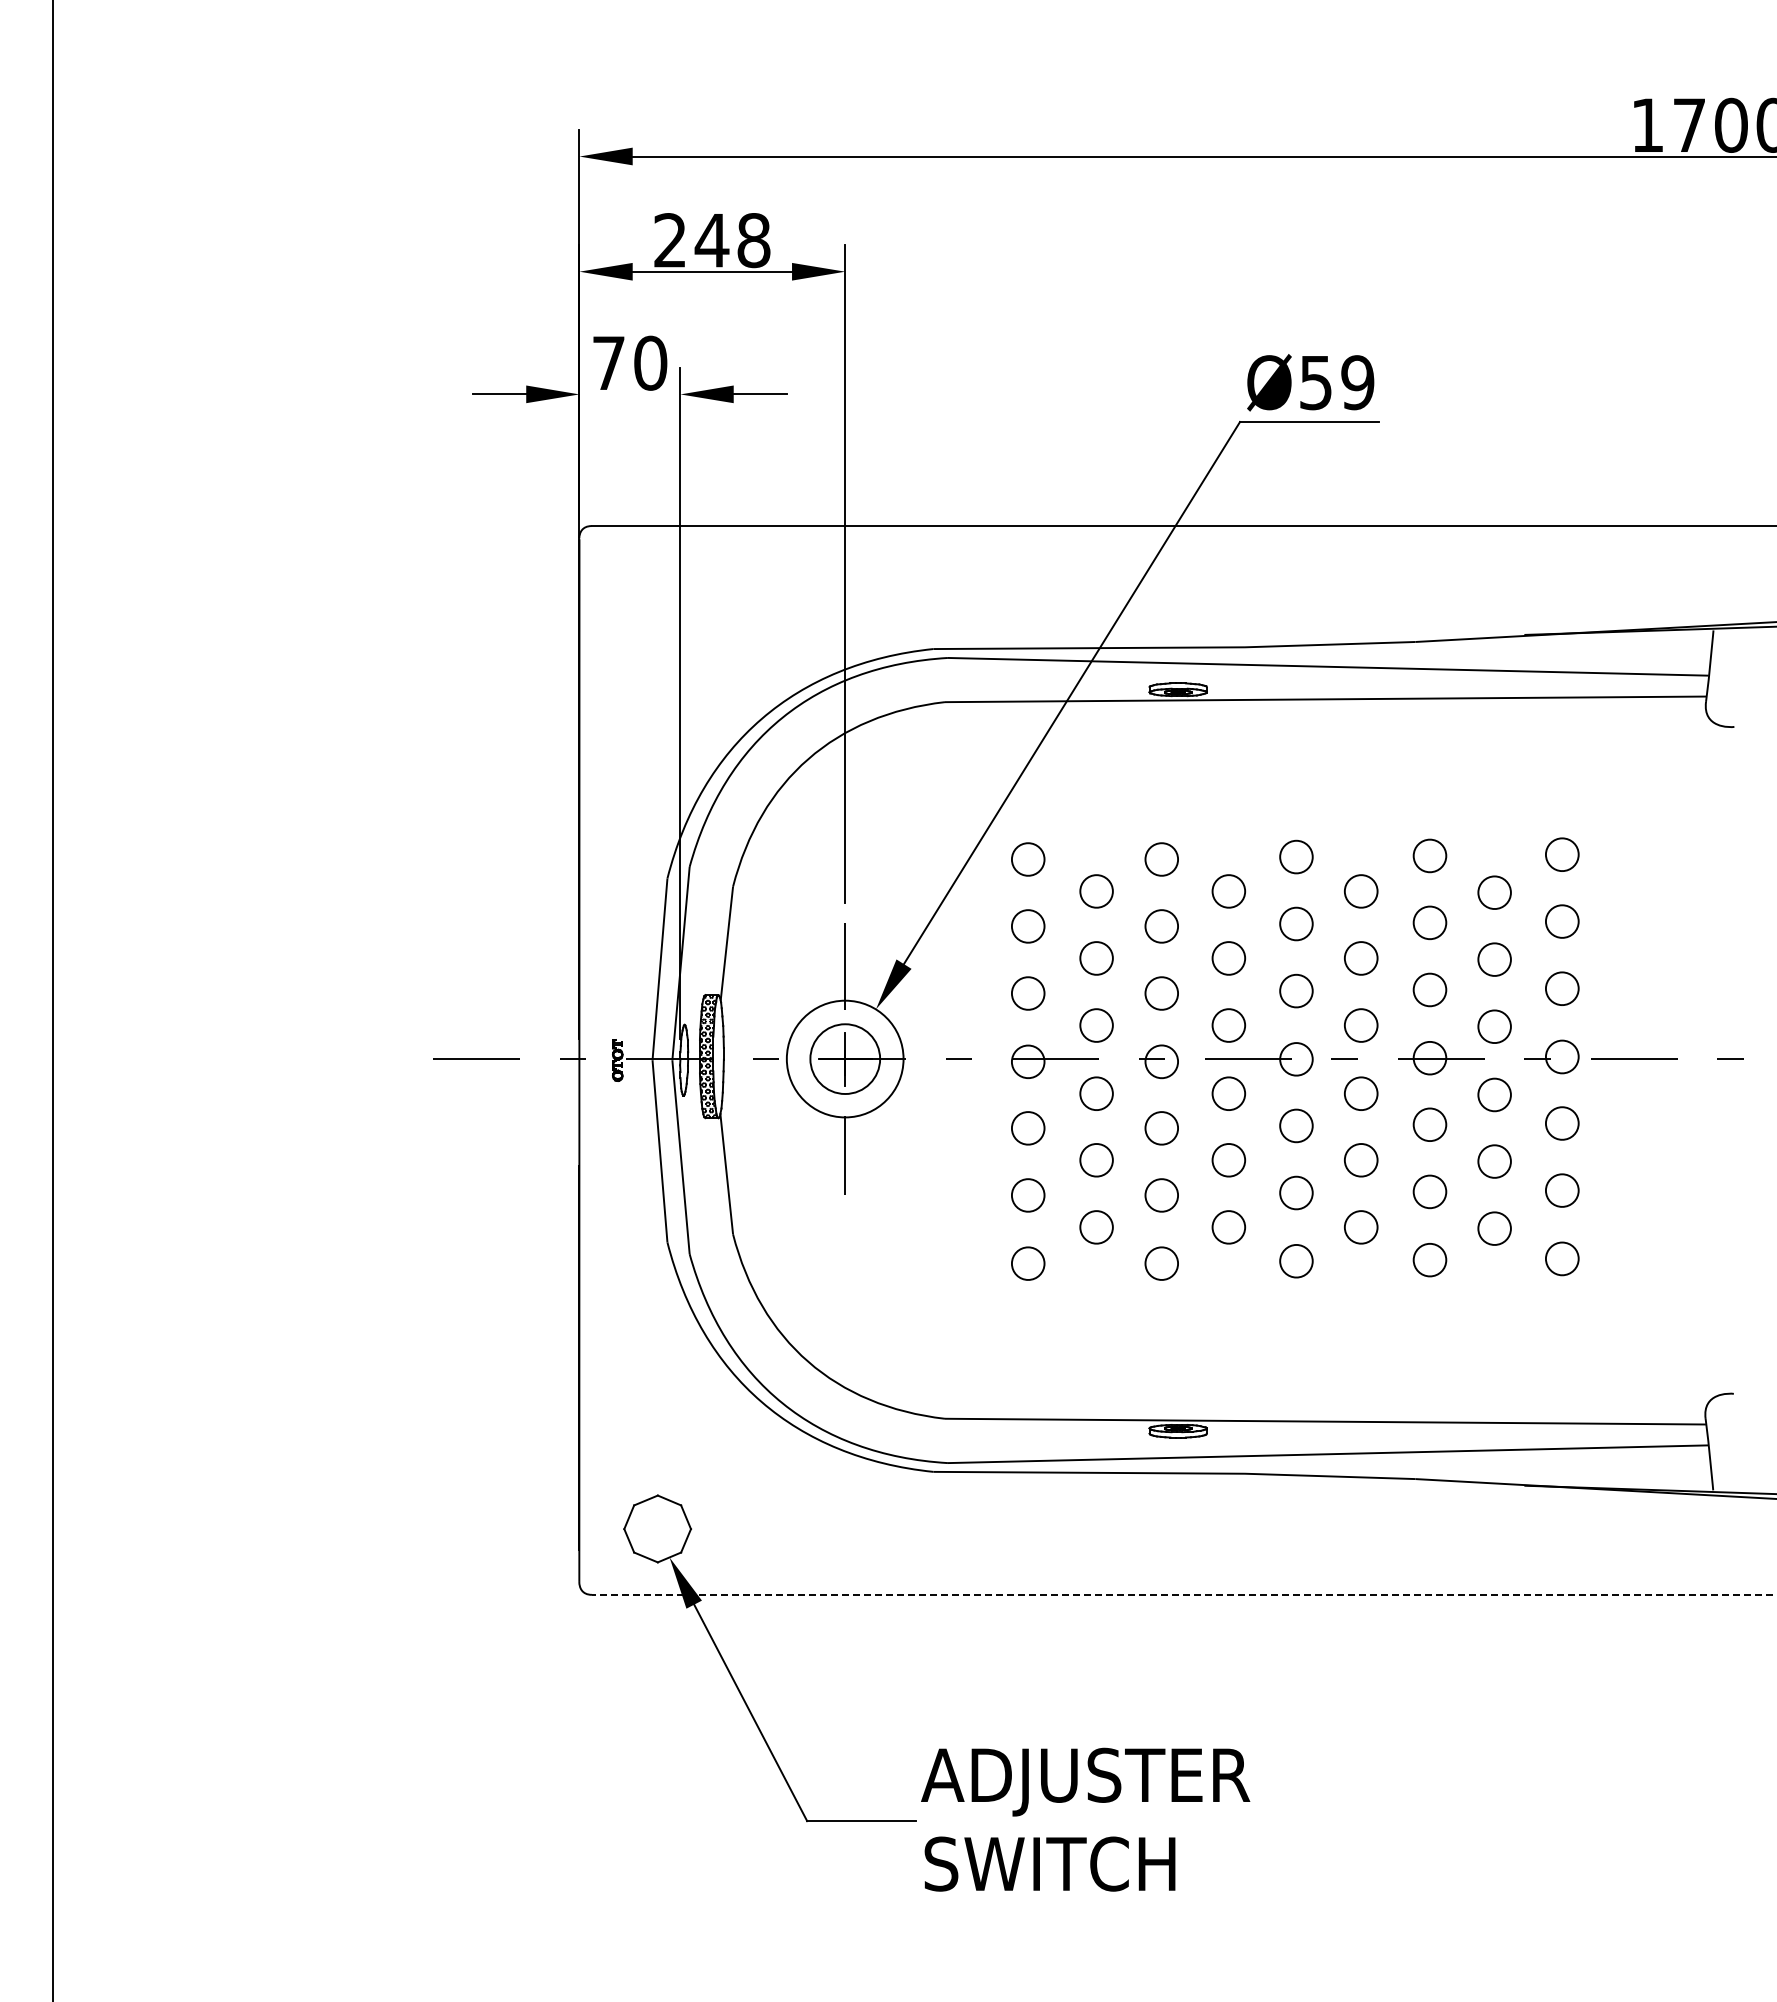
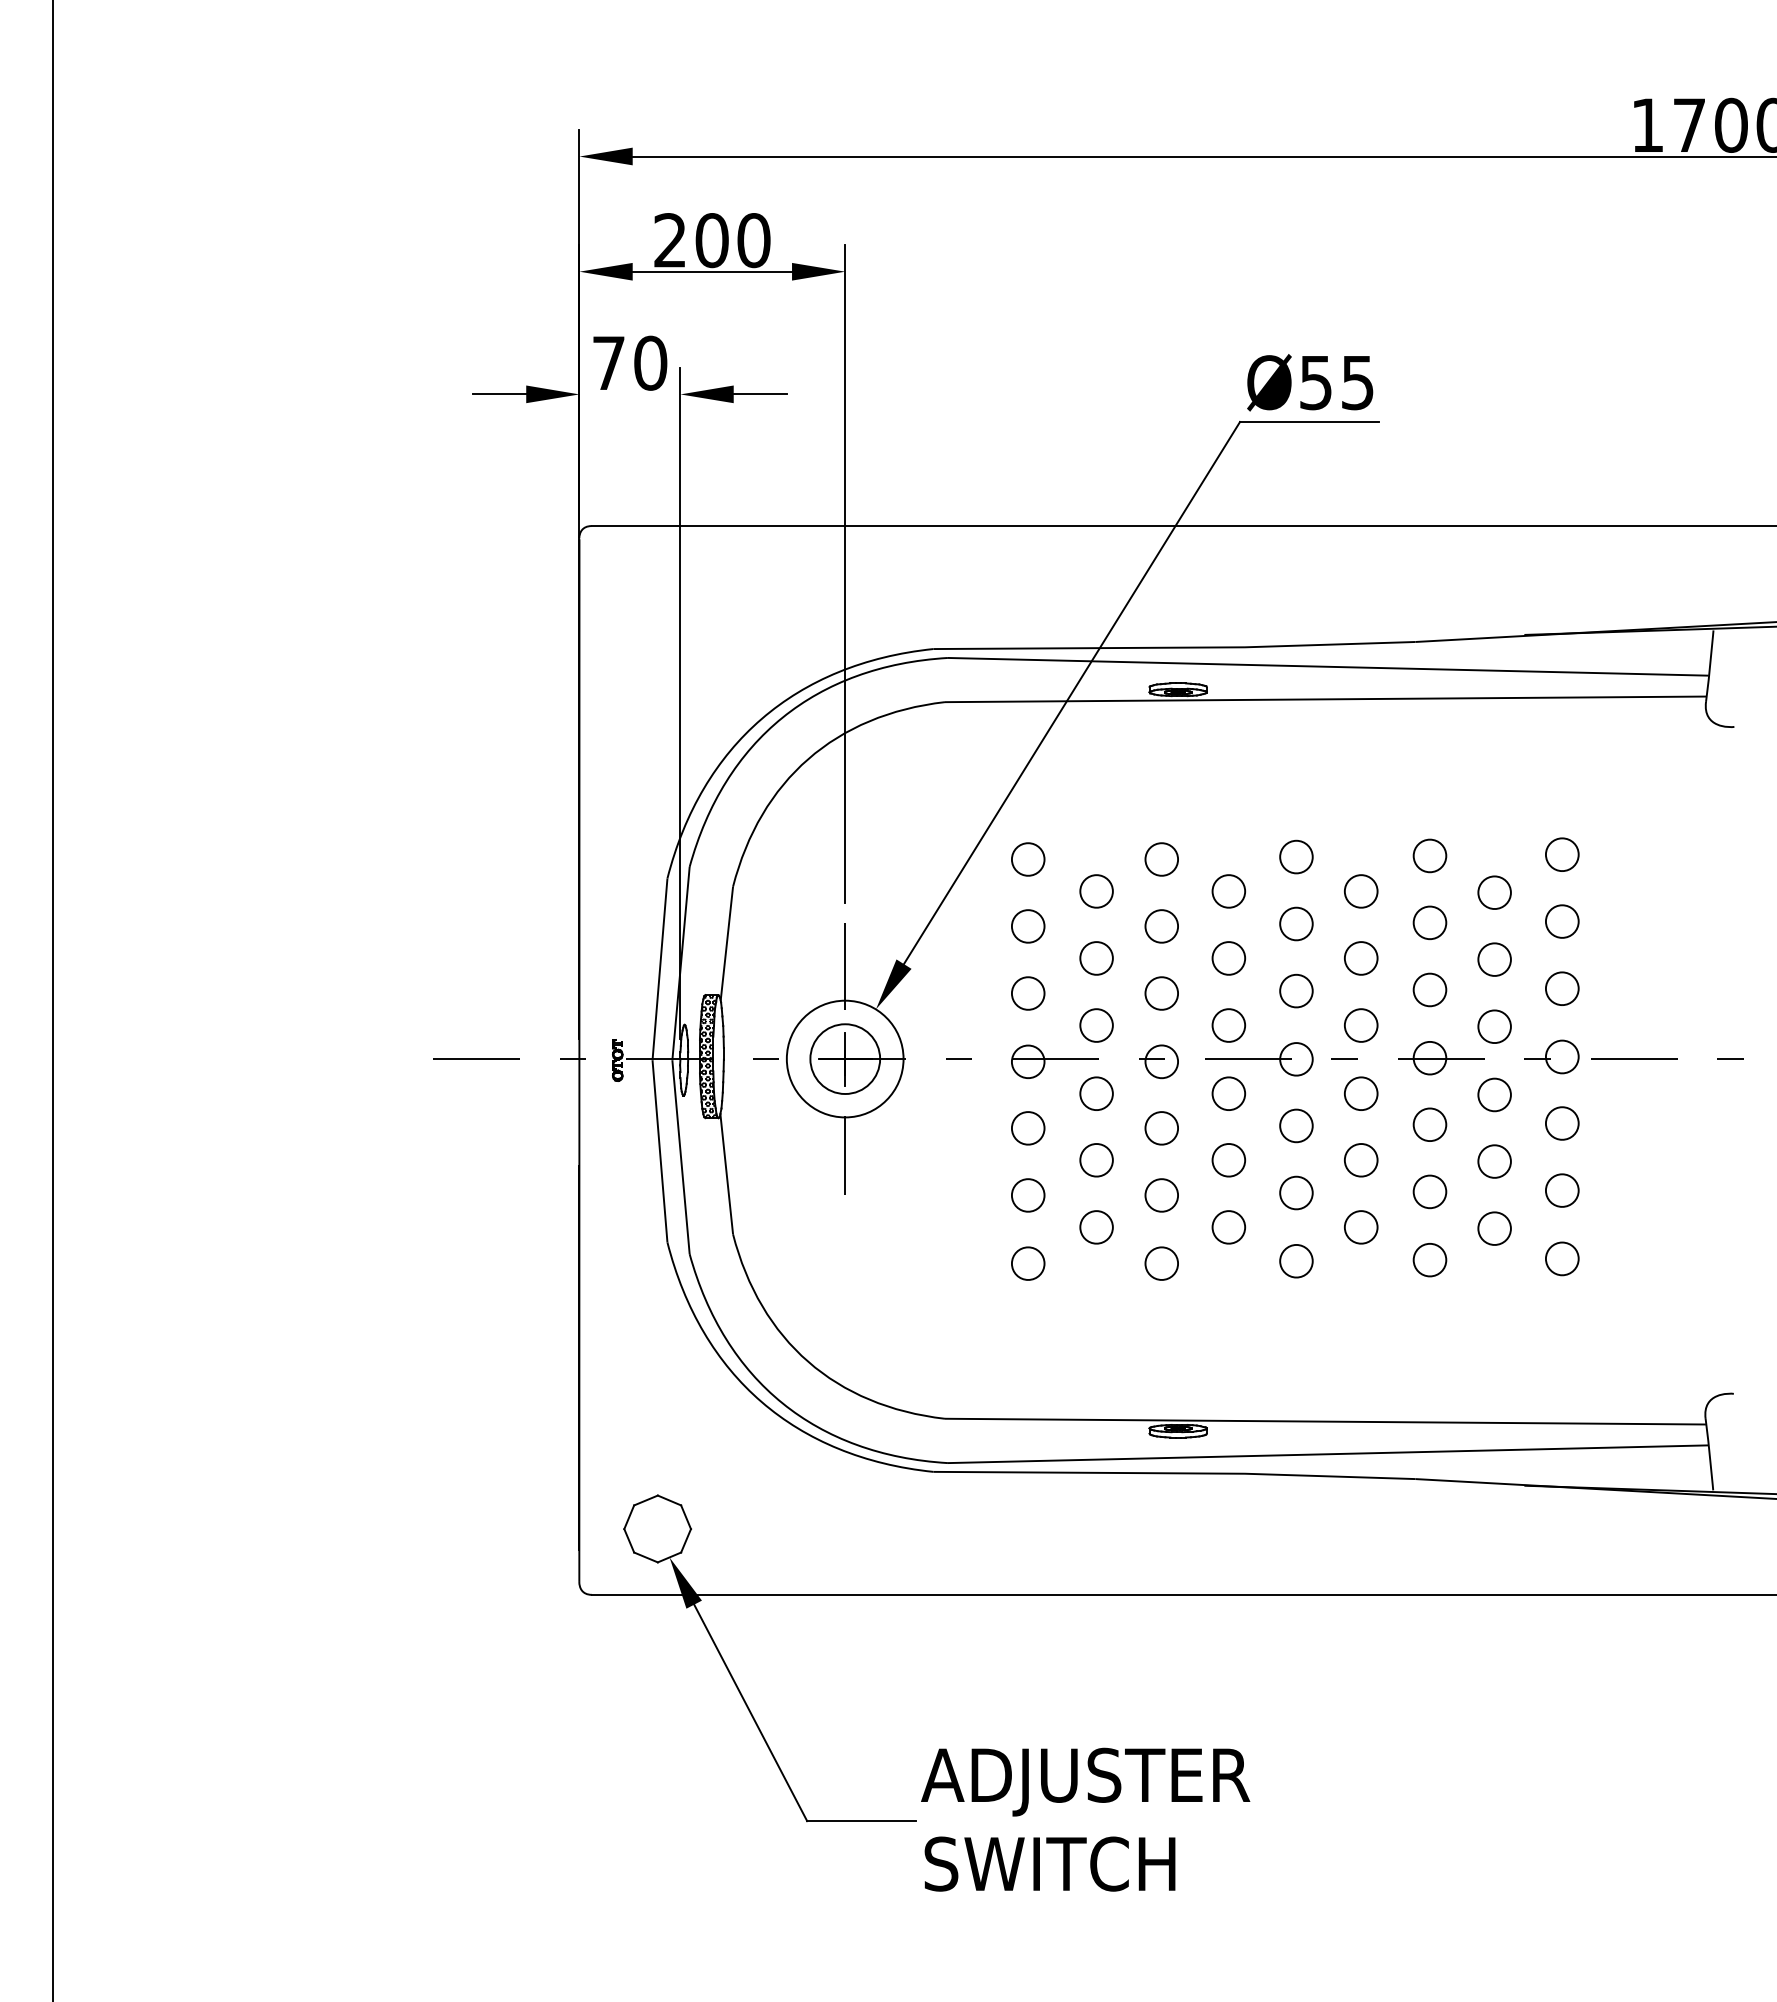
text: 248 -> 200 (732, 240)
text: Ø59 -> Ø55 (1357, 382)
line: dashed -> solid (1183, 1594)
